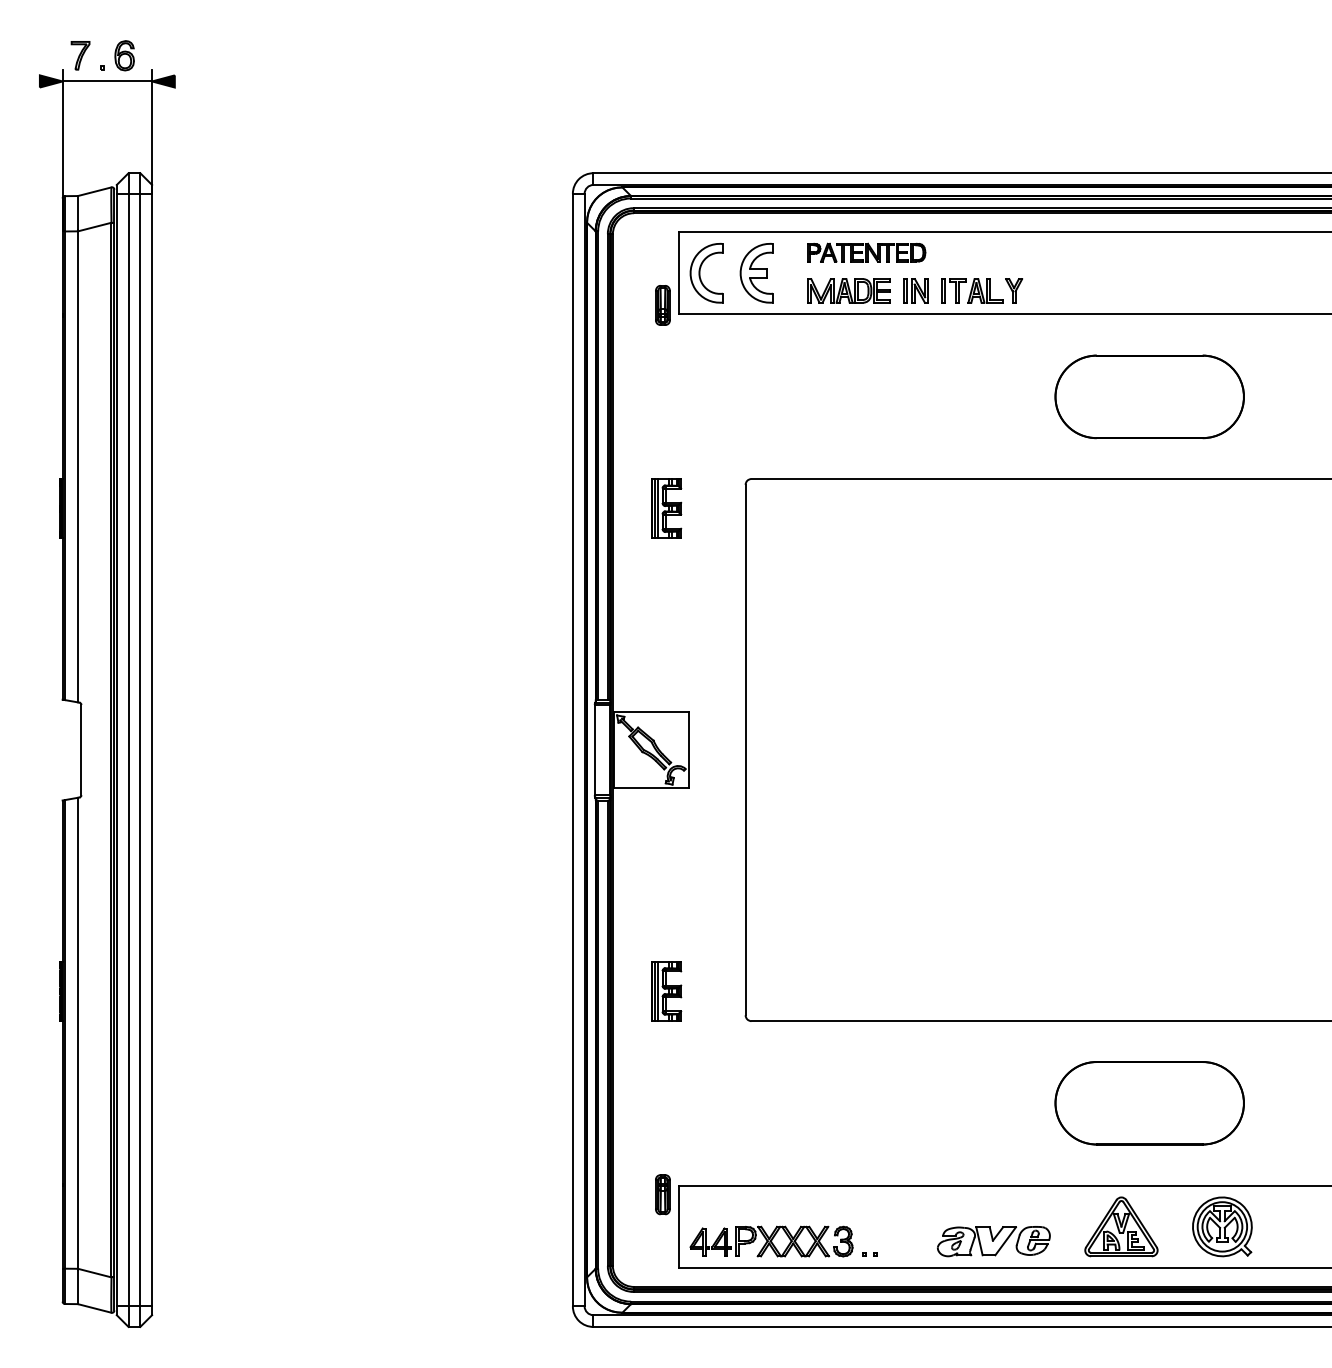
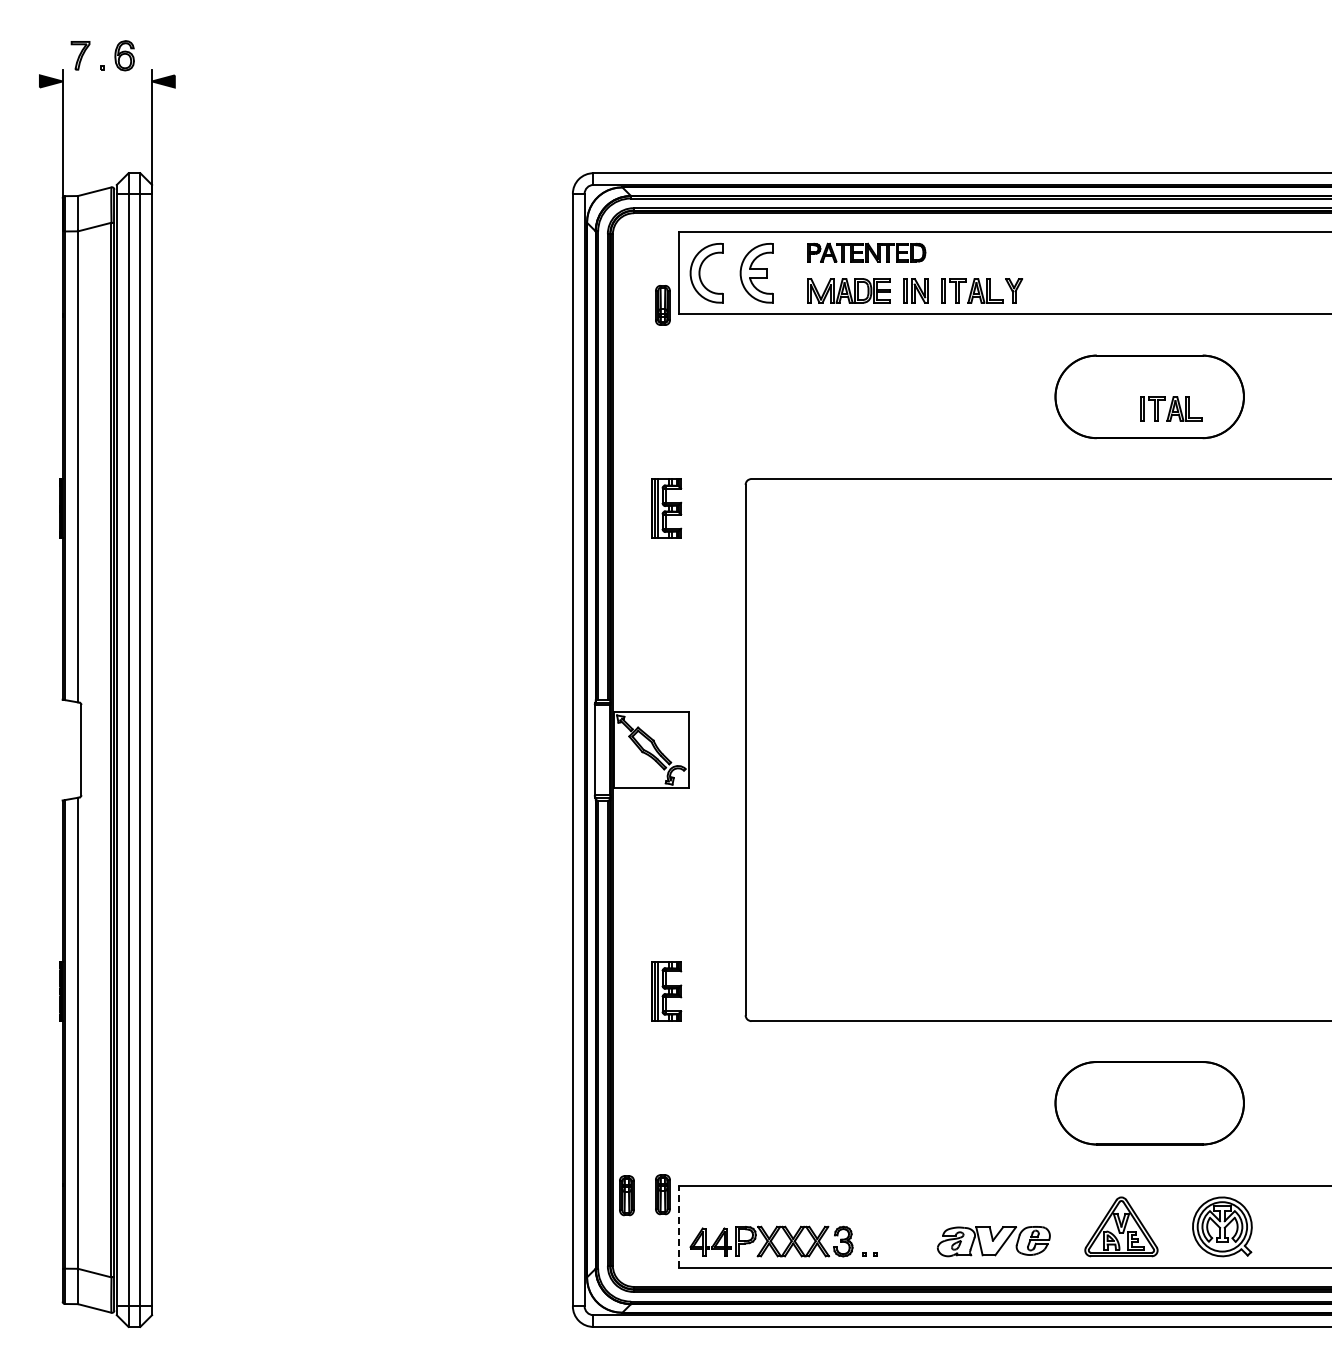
line: present -> none (107, 81)
part: none -> present (1171, 408)
part: none -> present (626, 1195)
line: solid -> dashed (678, 1226)
